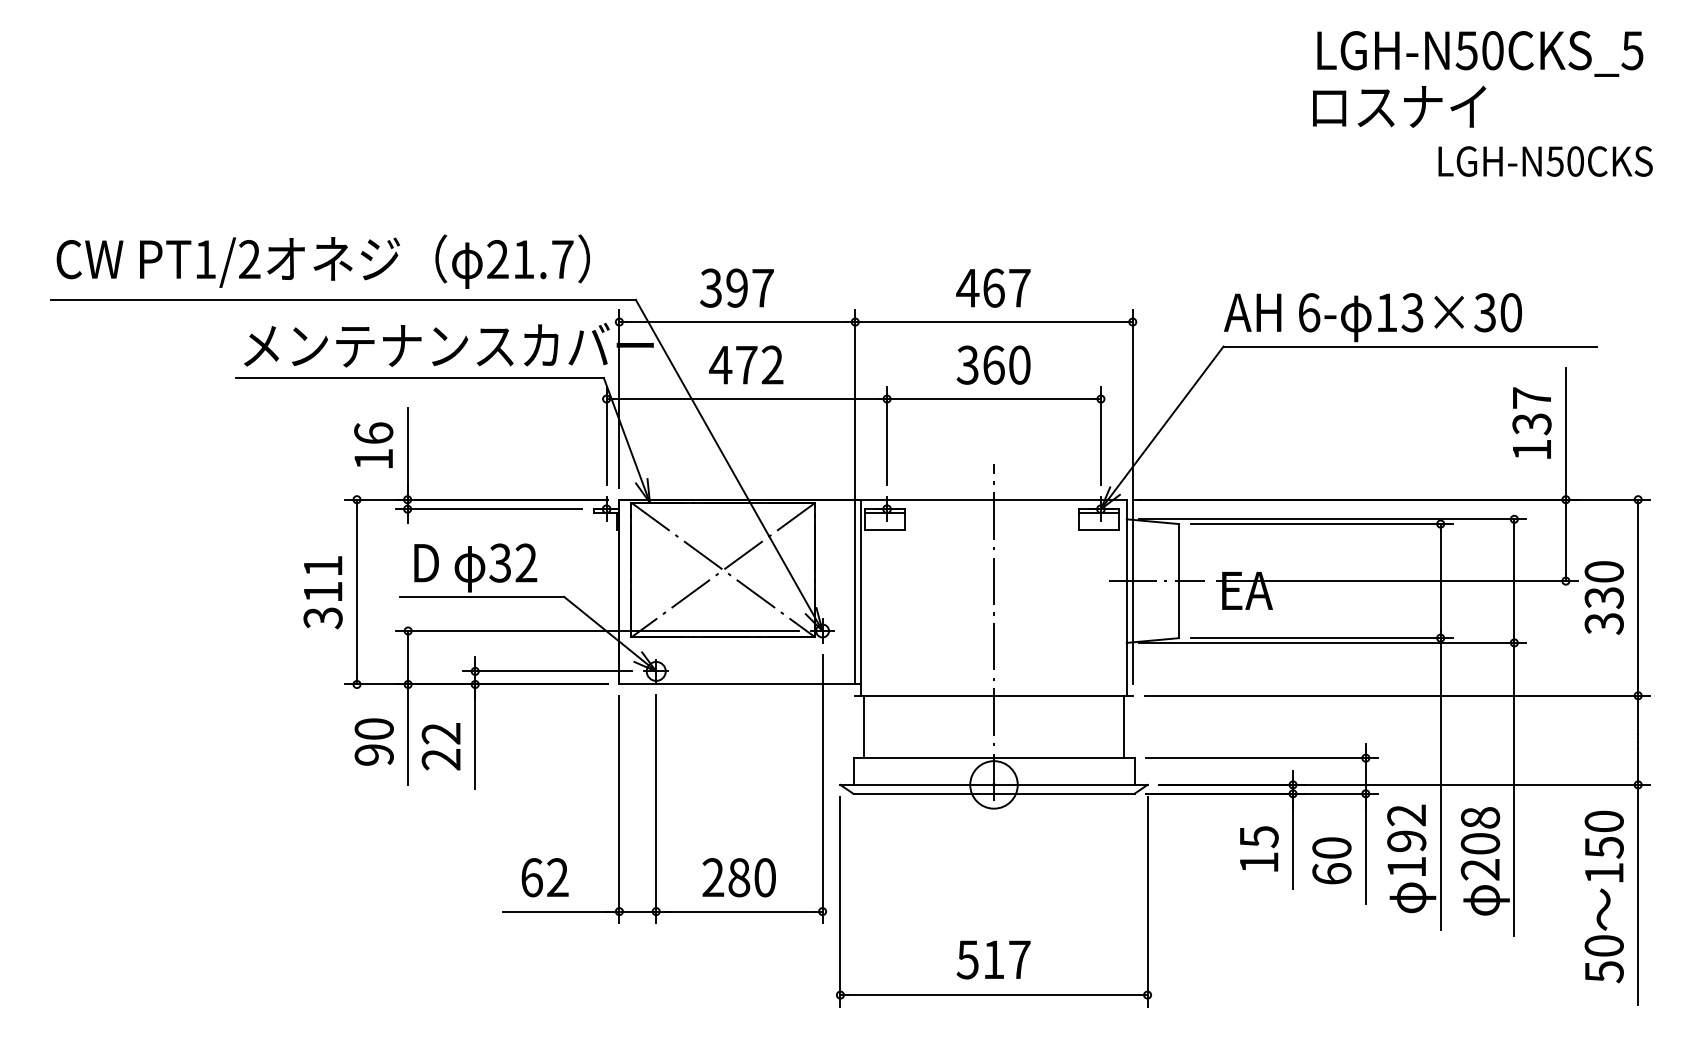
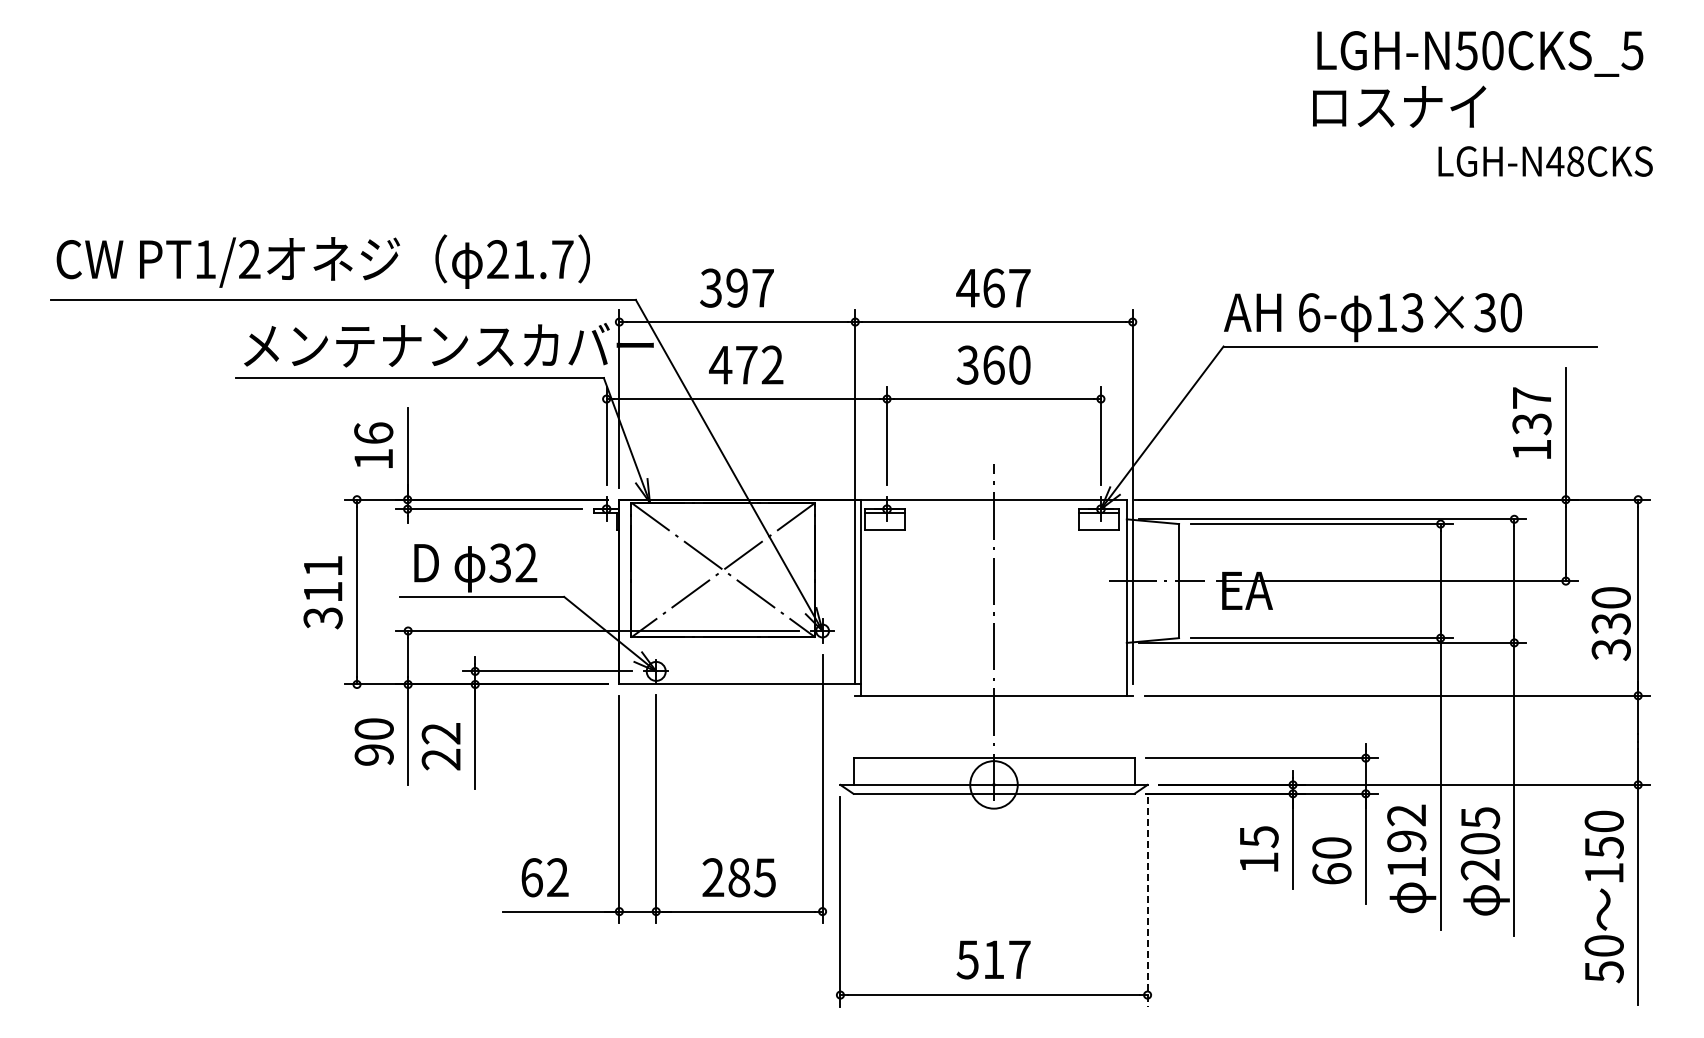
text: LGH-N50CKS -> LGH-N48CKS (1565, 161)
text position: (1603, 597) -> (1610, 623) (1610, 623)
line: present -> none (864, 726)
line: present -> none (1123, 726)
text: 208 -> 205 (1480, 818)
text: 280 -> 285 (764, 877)
line: solid -> dashed (1147, 902)
